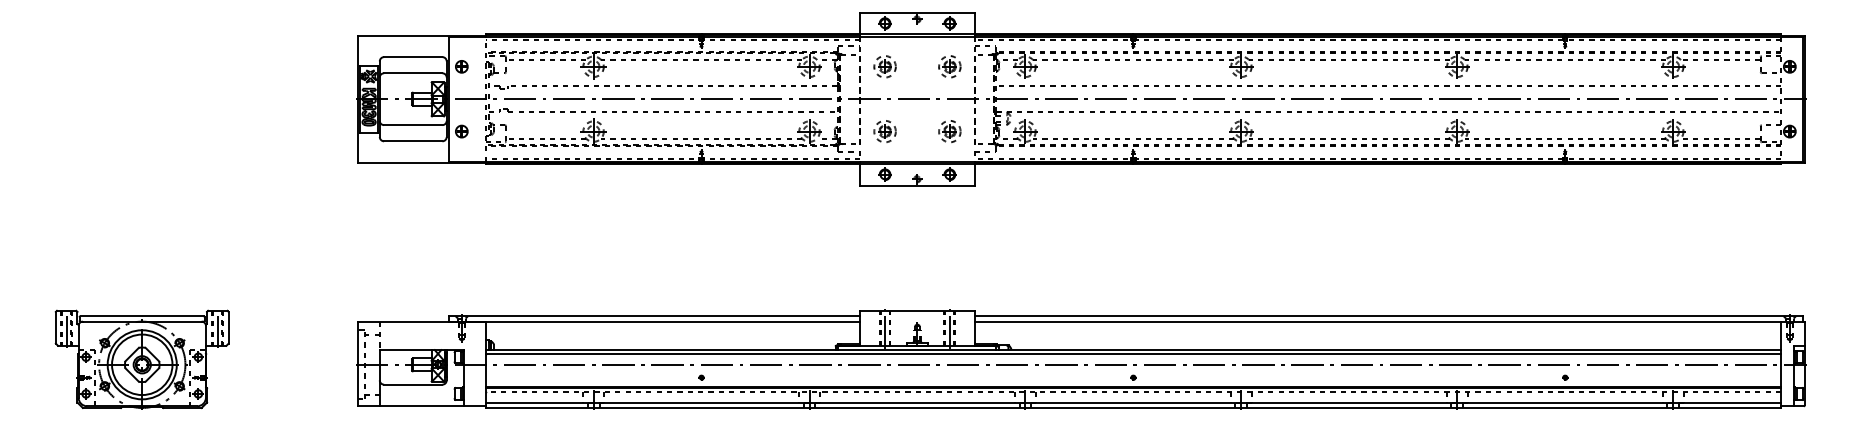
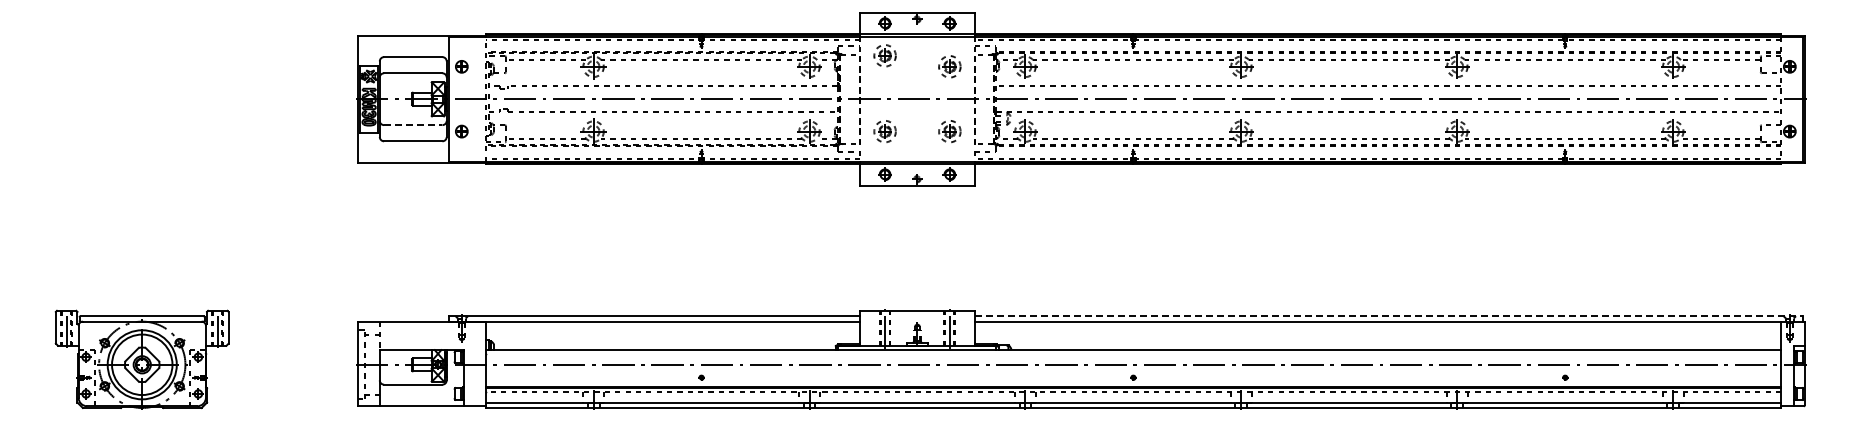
part position: (884, 66) -> (884, 55) (884, 55)
line: solid -> dashed (413, 125)
line: solid -> dashed (1389, 316)
line: present -> none (1133, 354)
